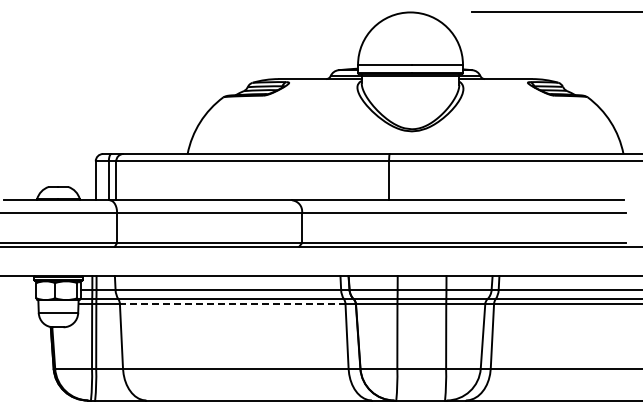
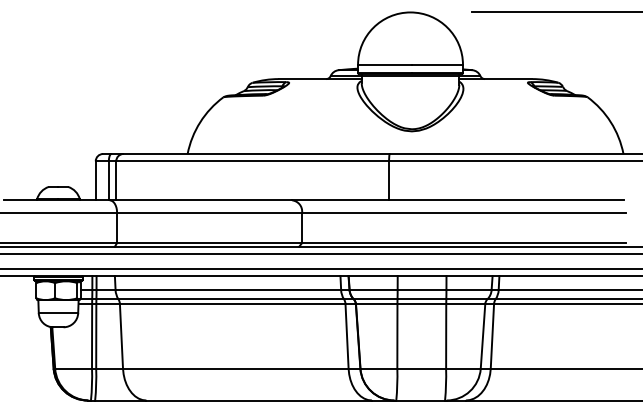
line: none -> present (320, 254)
line: none -> present (320, 268)
line: dashed -> solid (232, 304)
